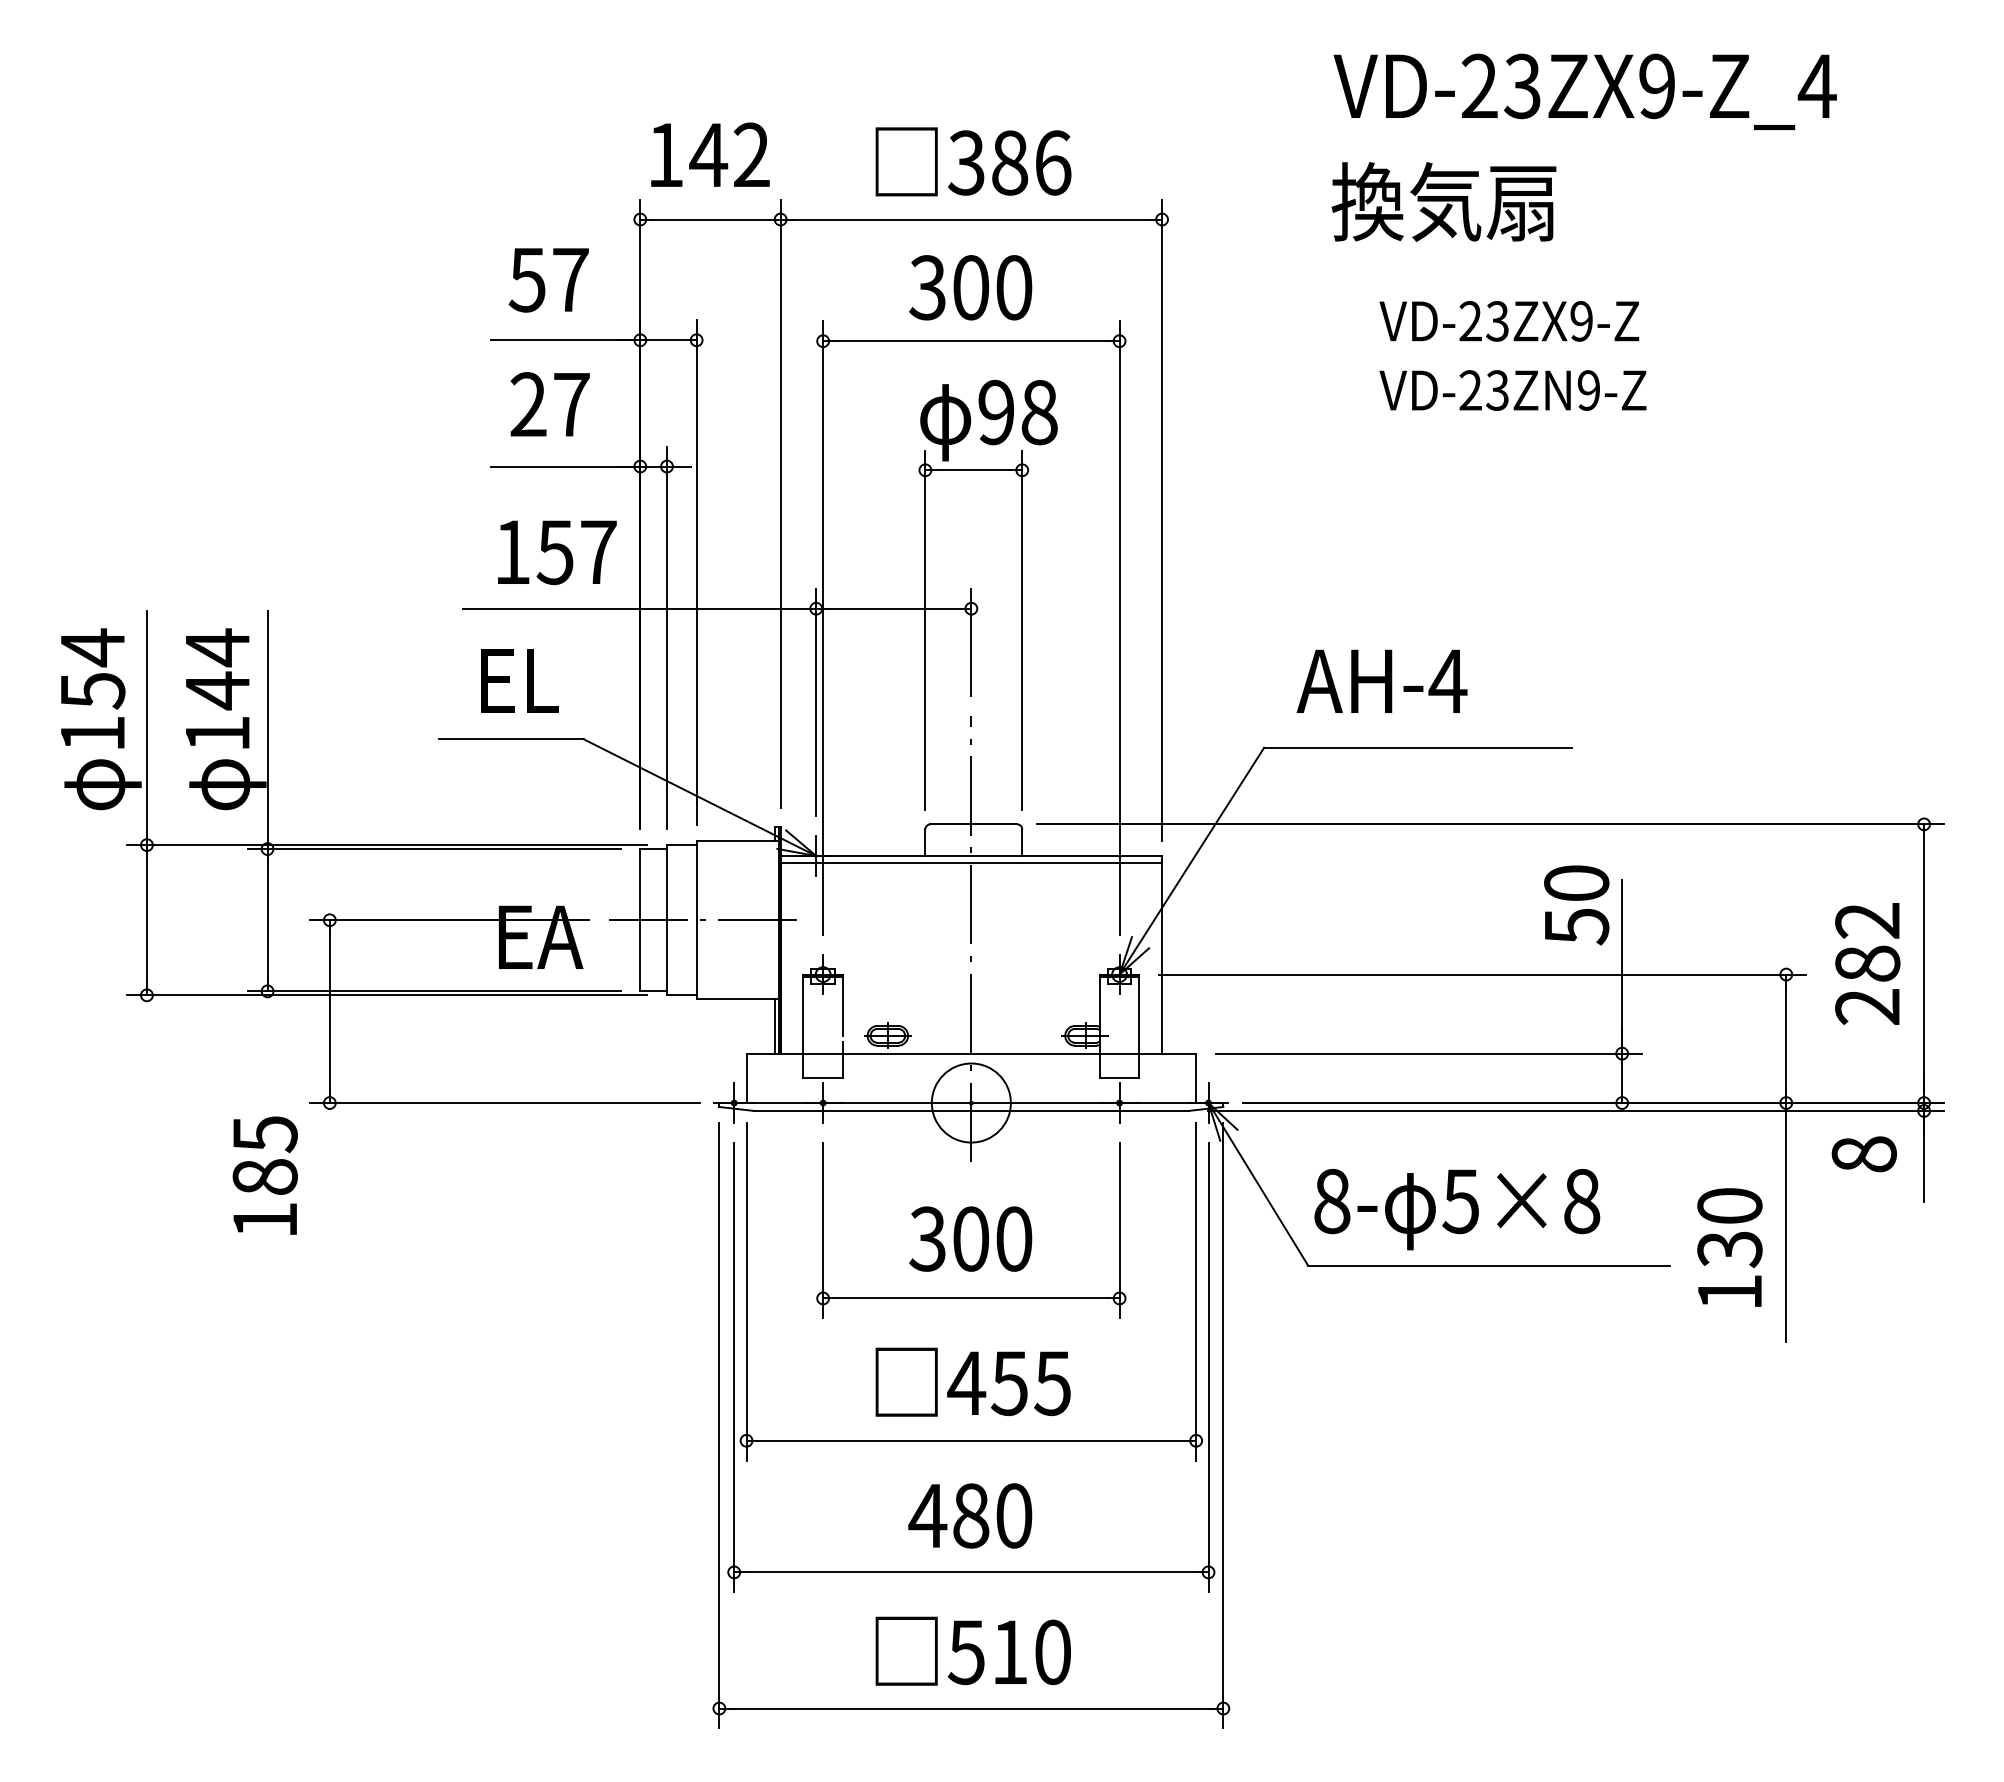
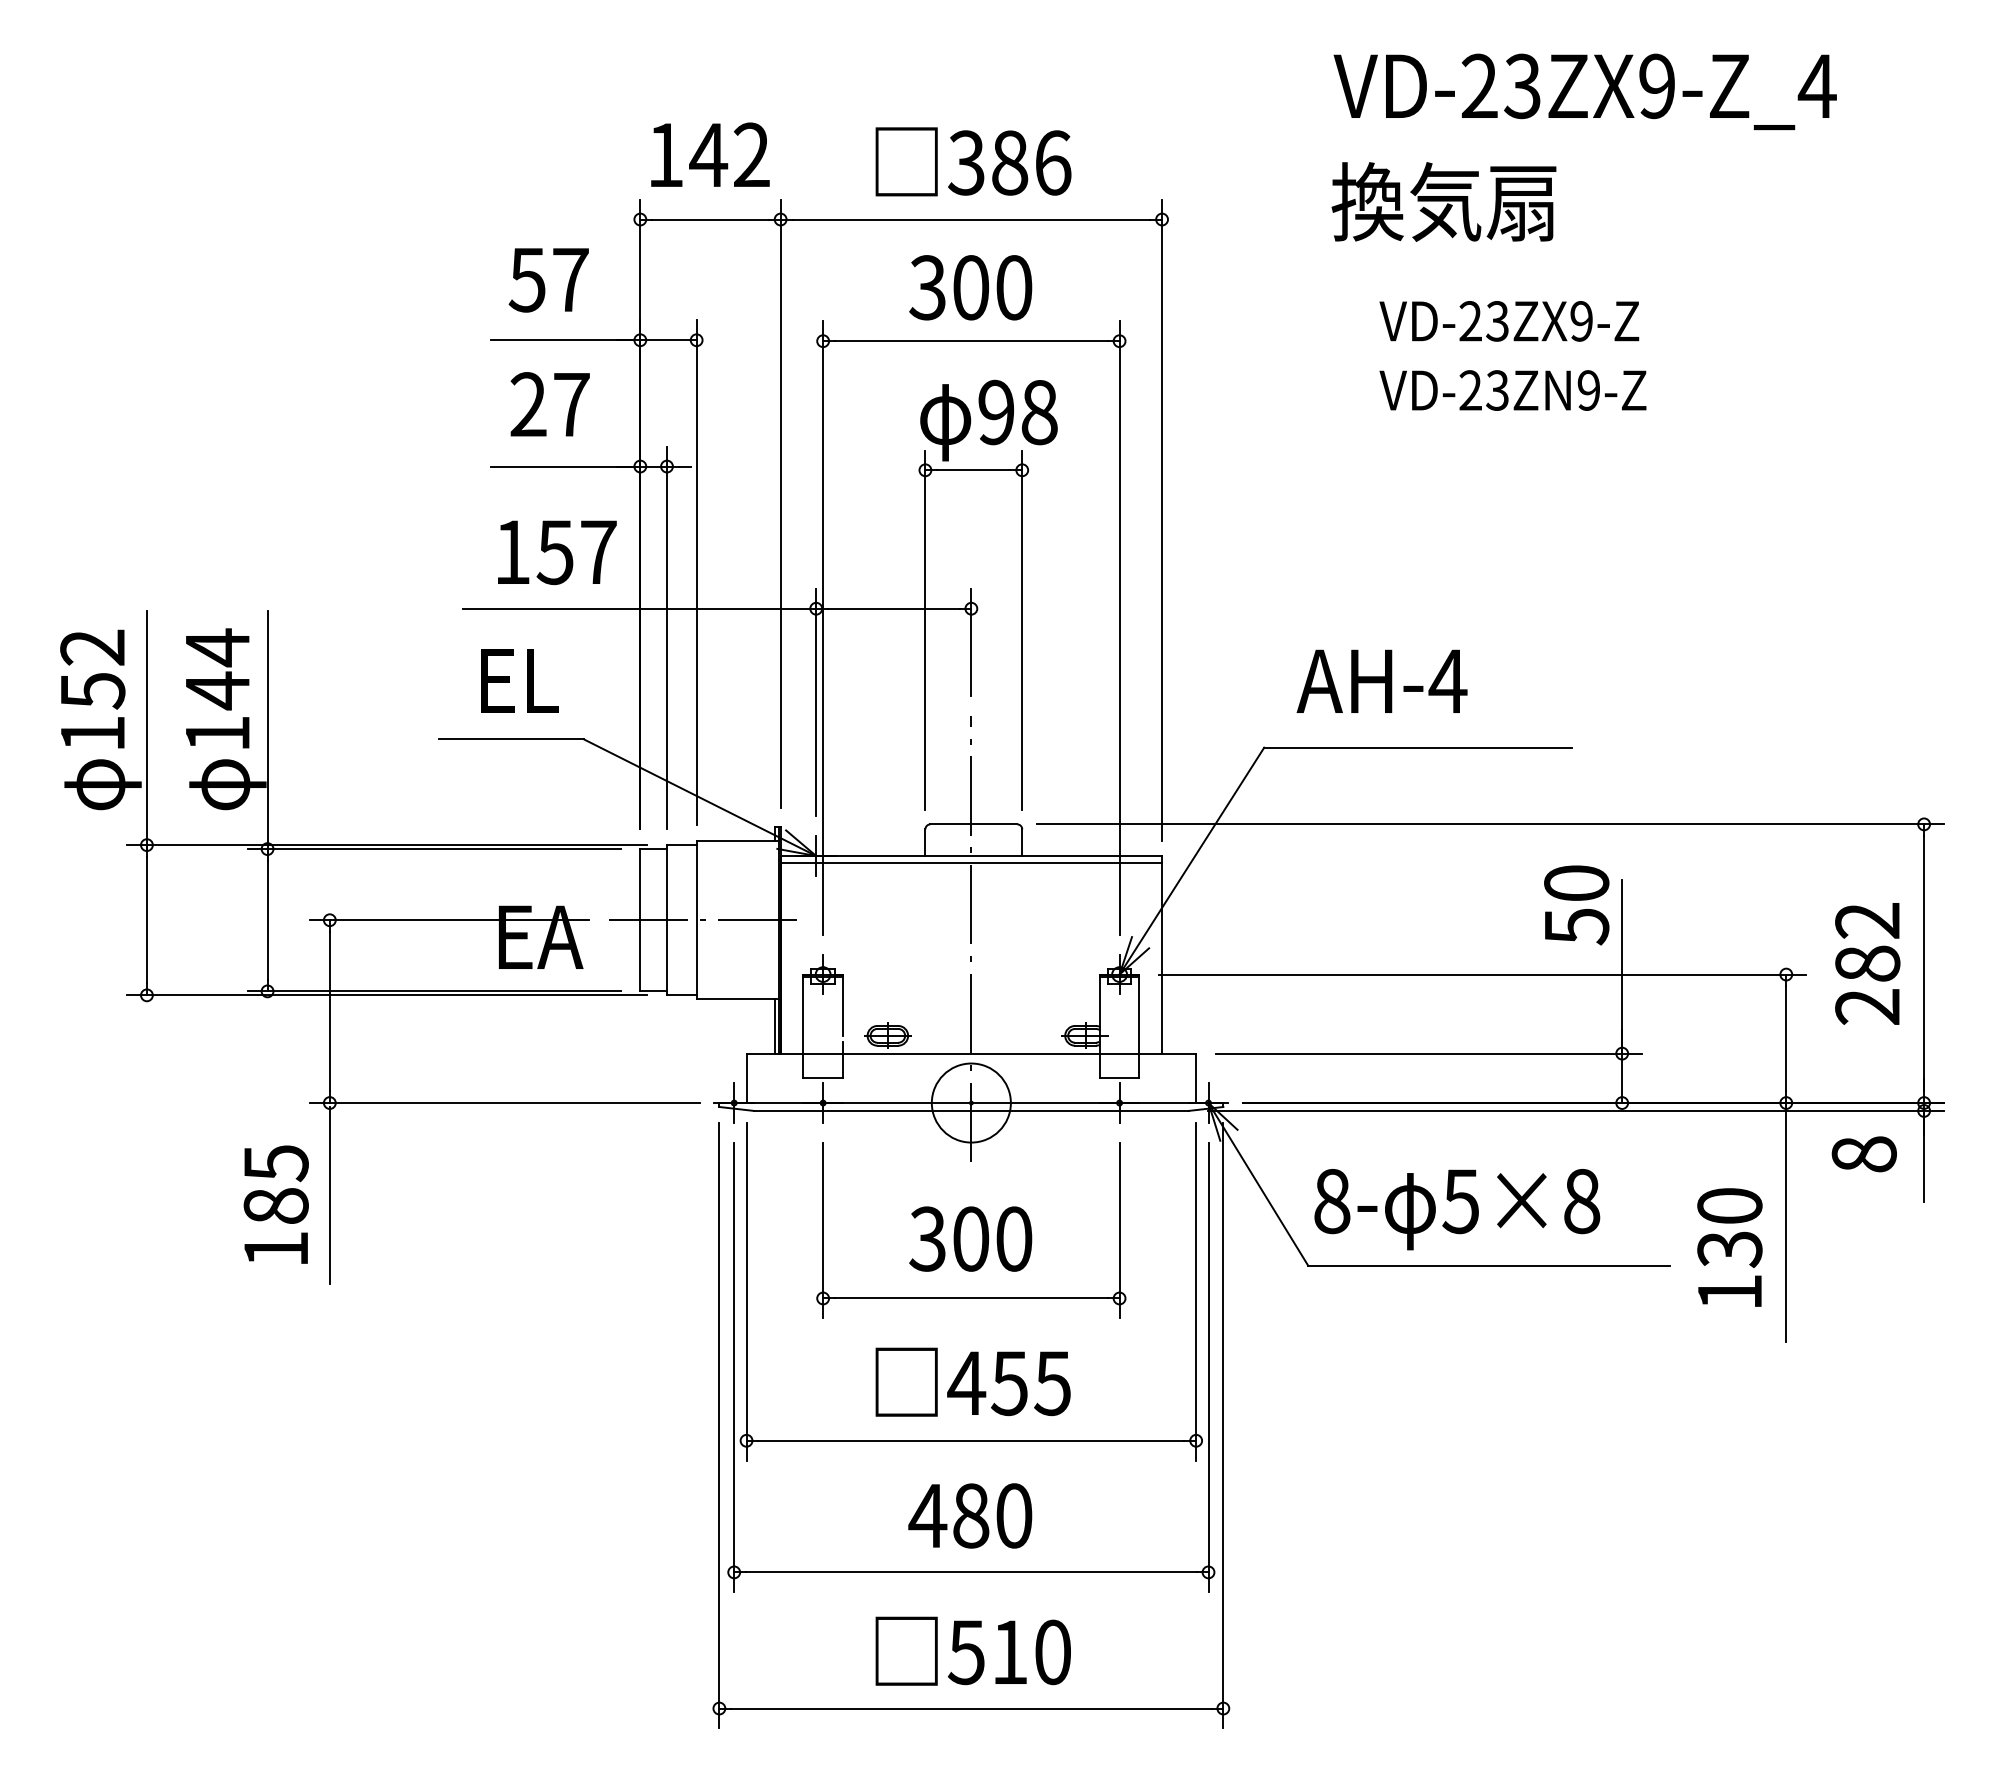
text: 154 -> 152 (92, 647)
text position: (264, 1175) -> (275, 1204) (275, 1204)
line: none -> present (329, 1195)
